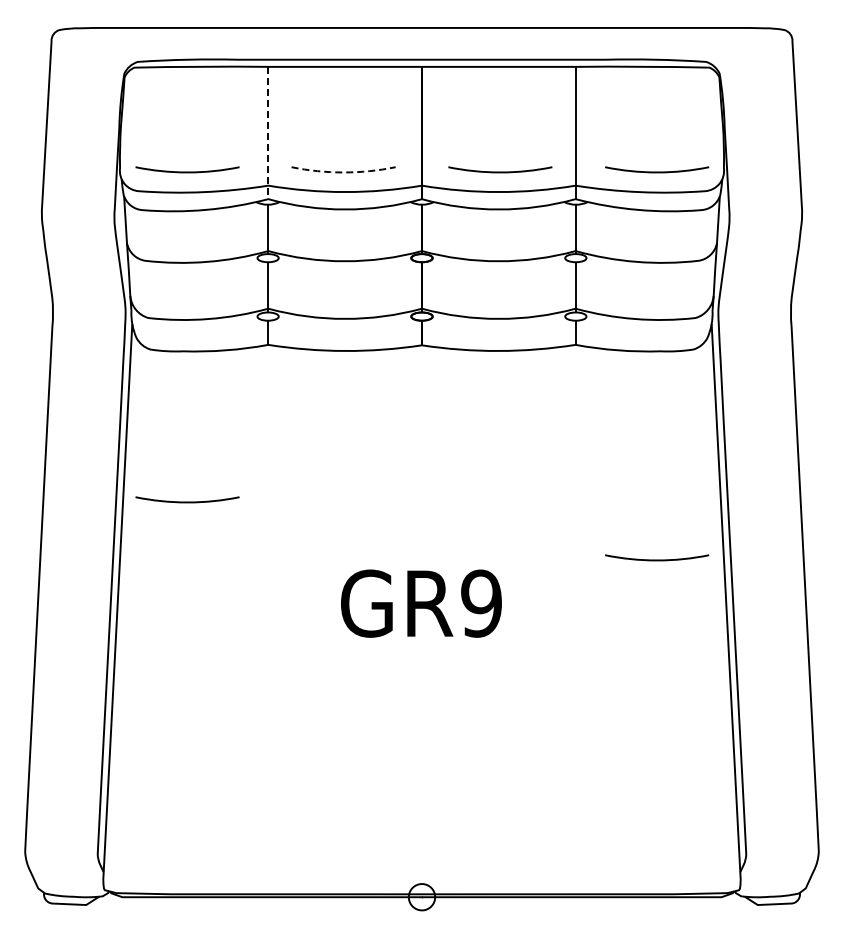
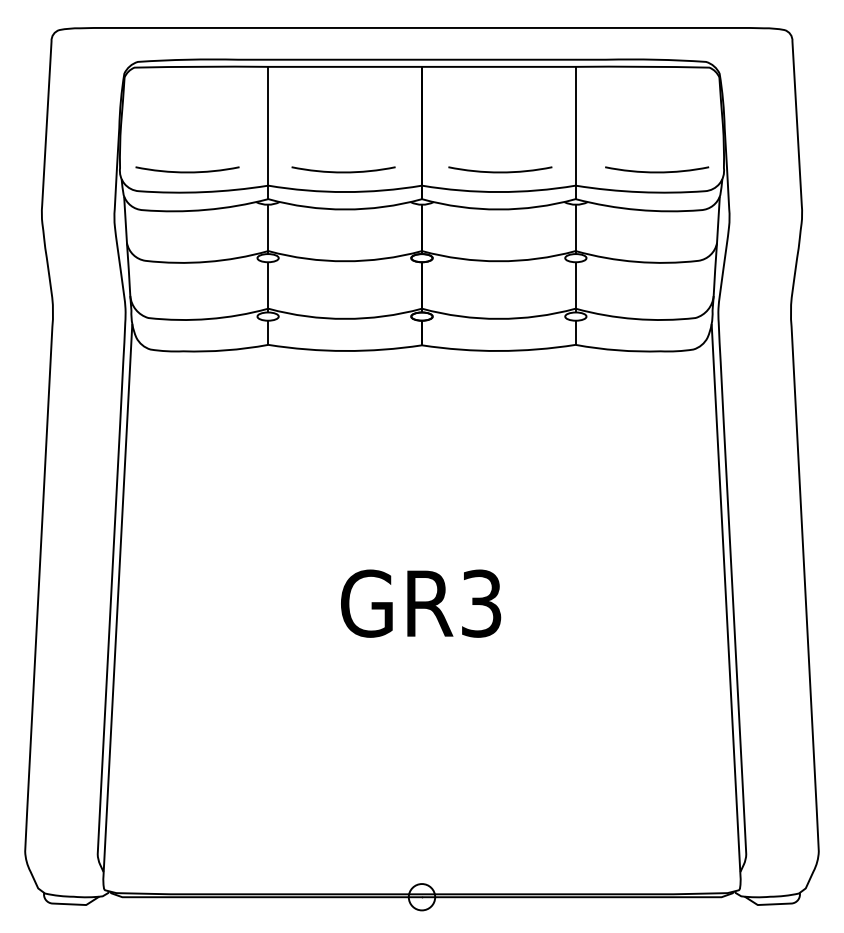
line: dashed -> solid (268, 133)
line: dashed -> solid (343, 172)
curve: present -> none (187, 501)
curve: present -> none (657, 559)
text: GR9 -> GR3 (481, 603)
